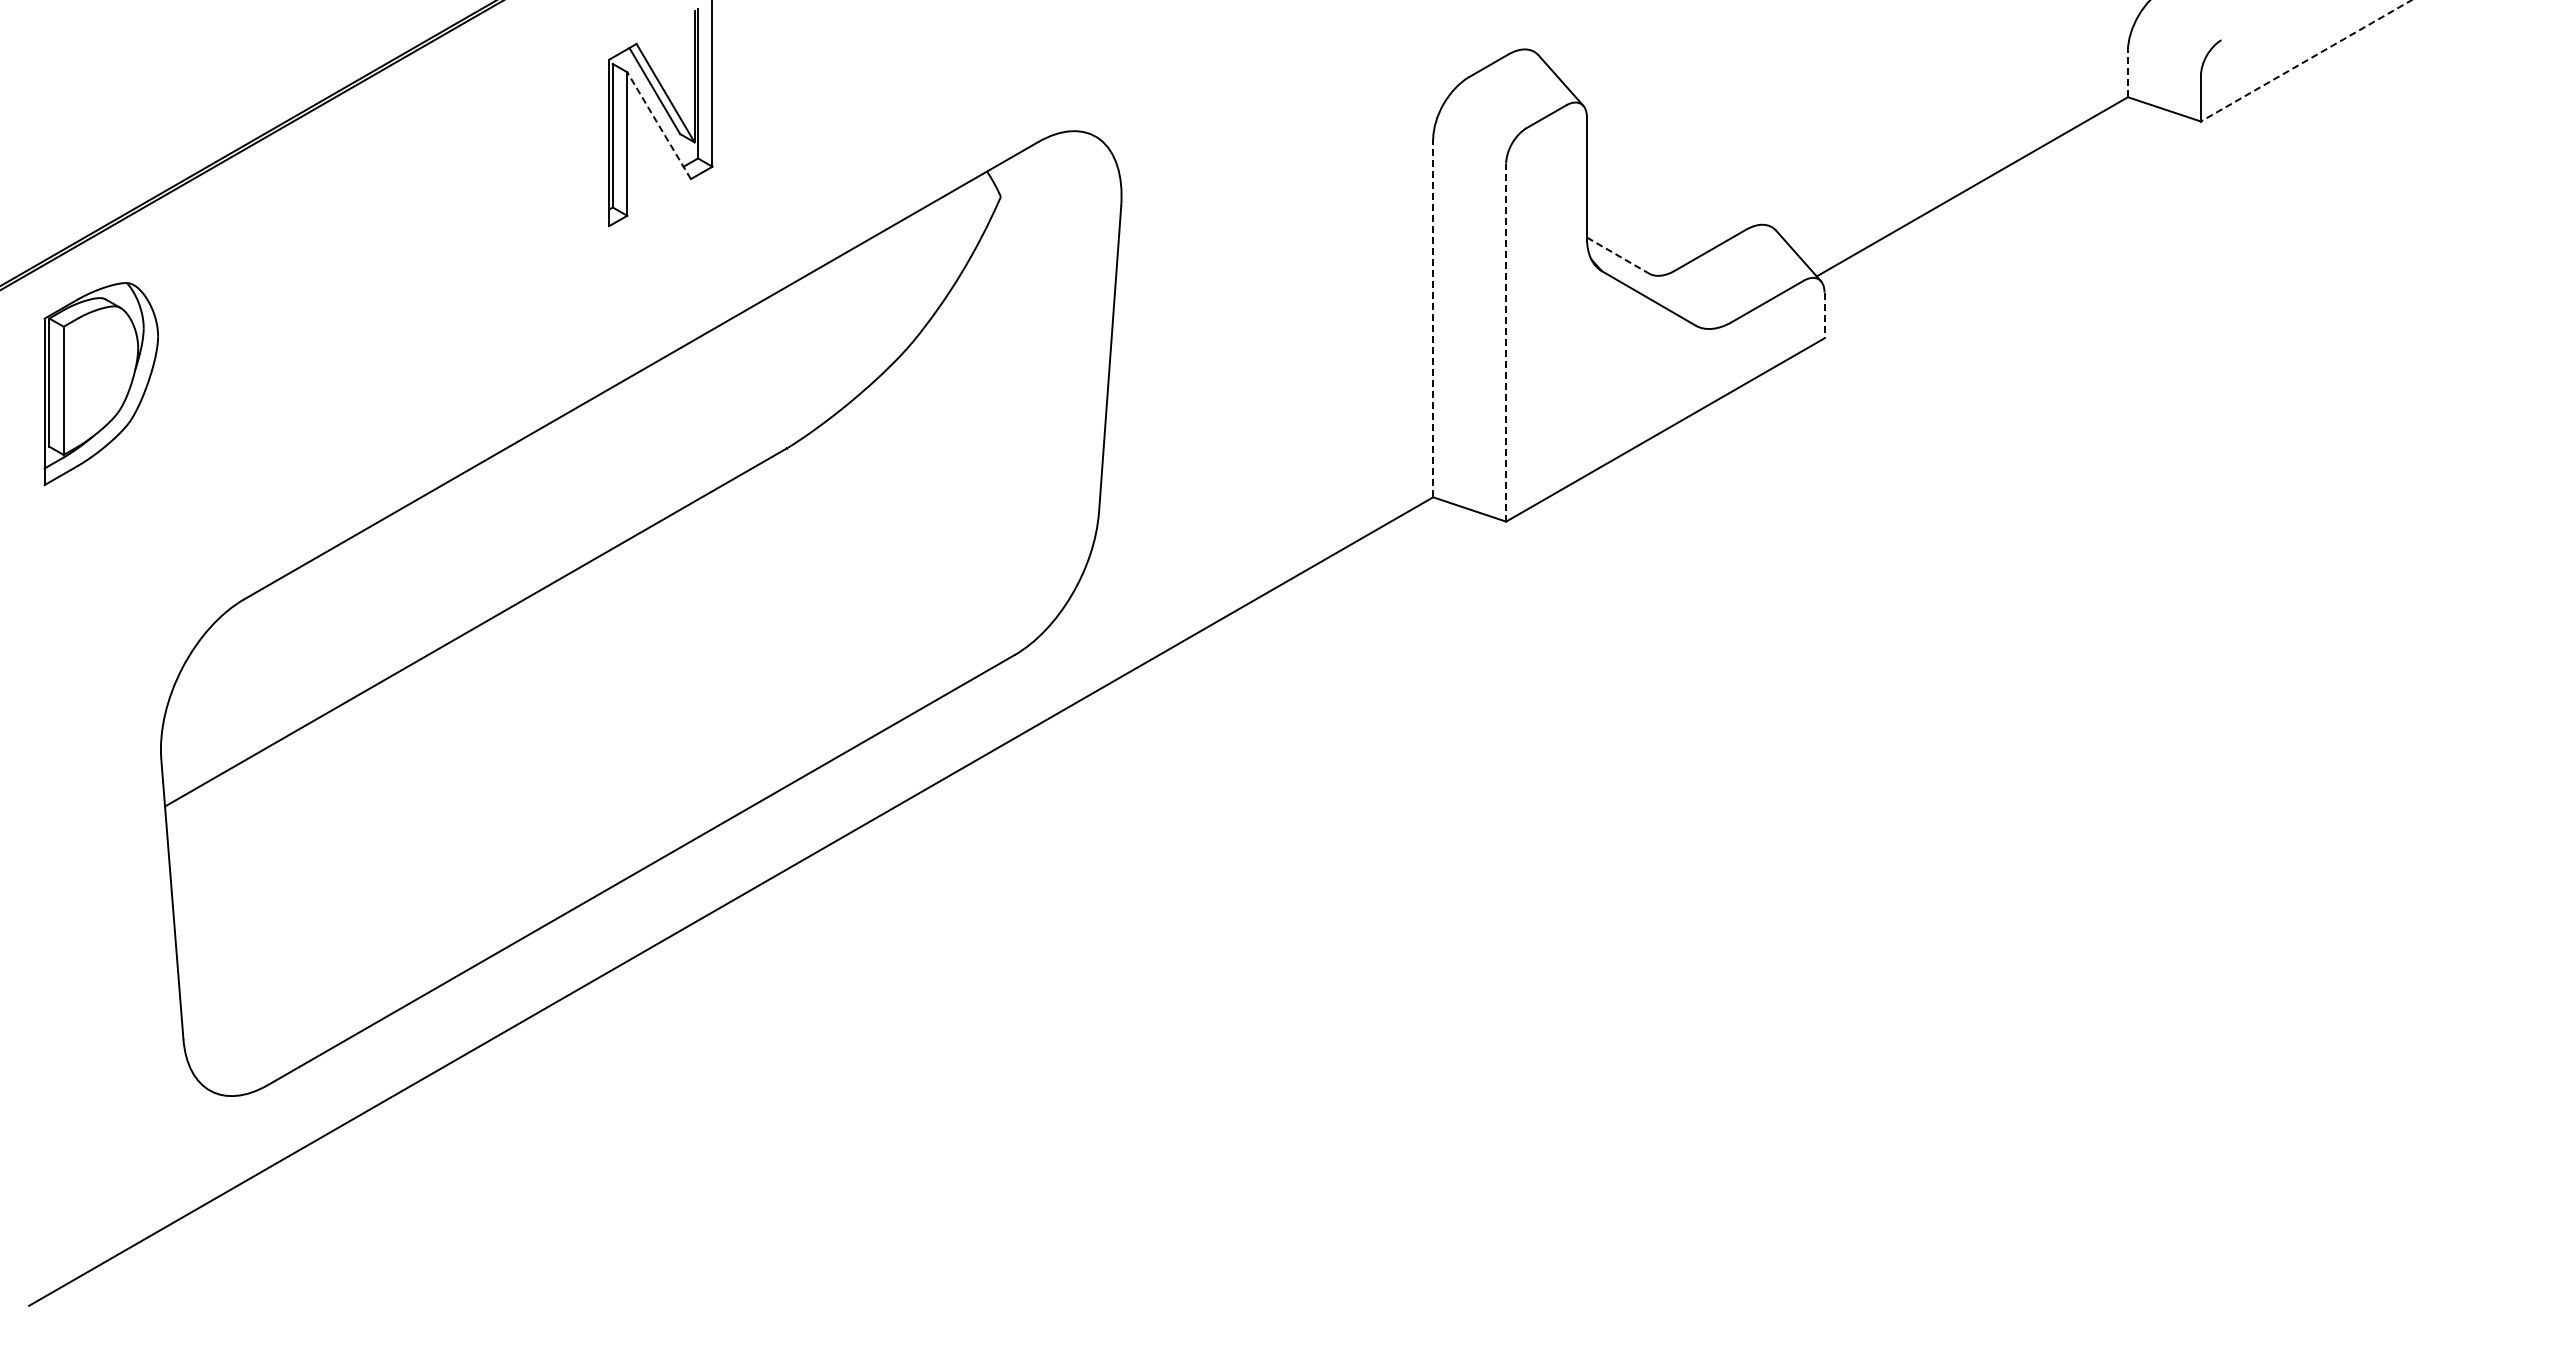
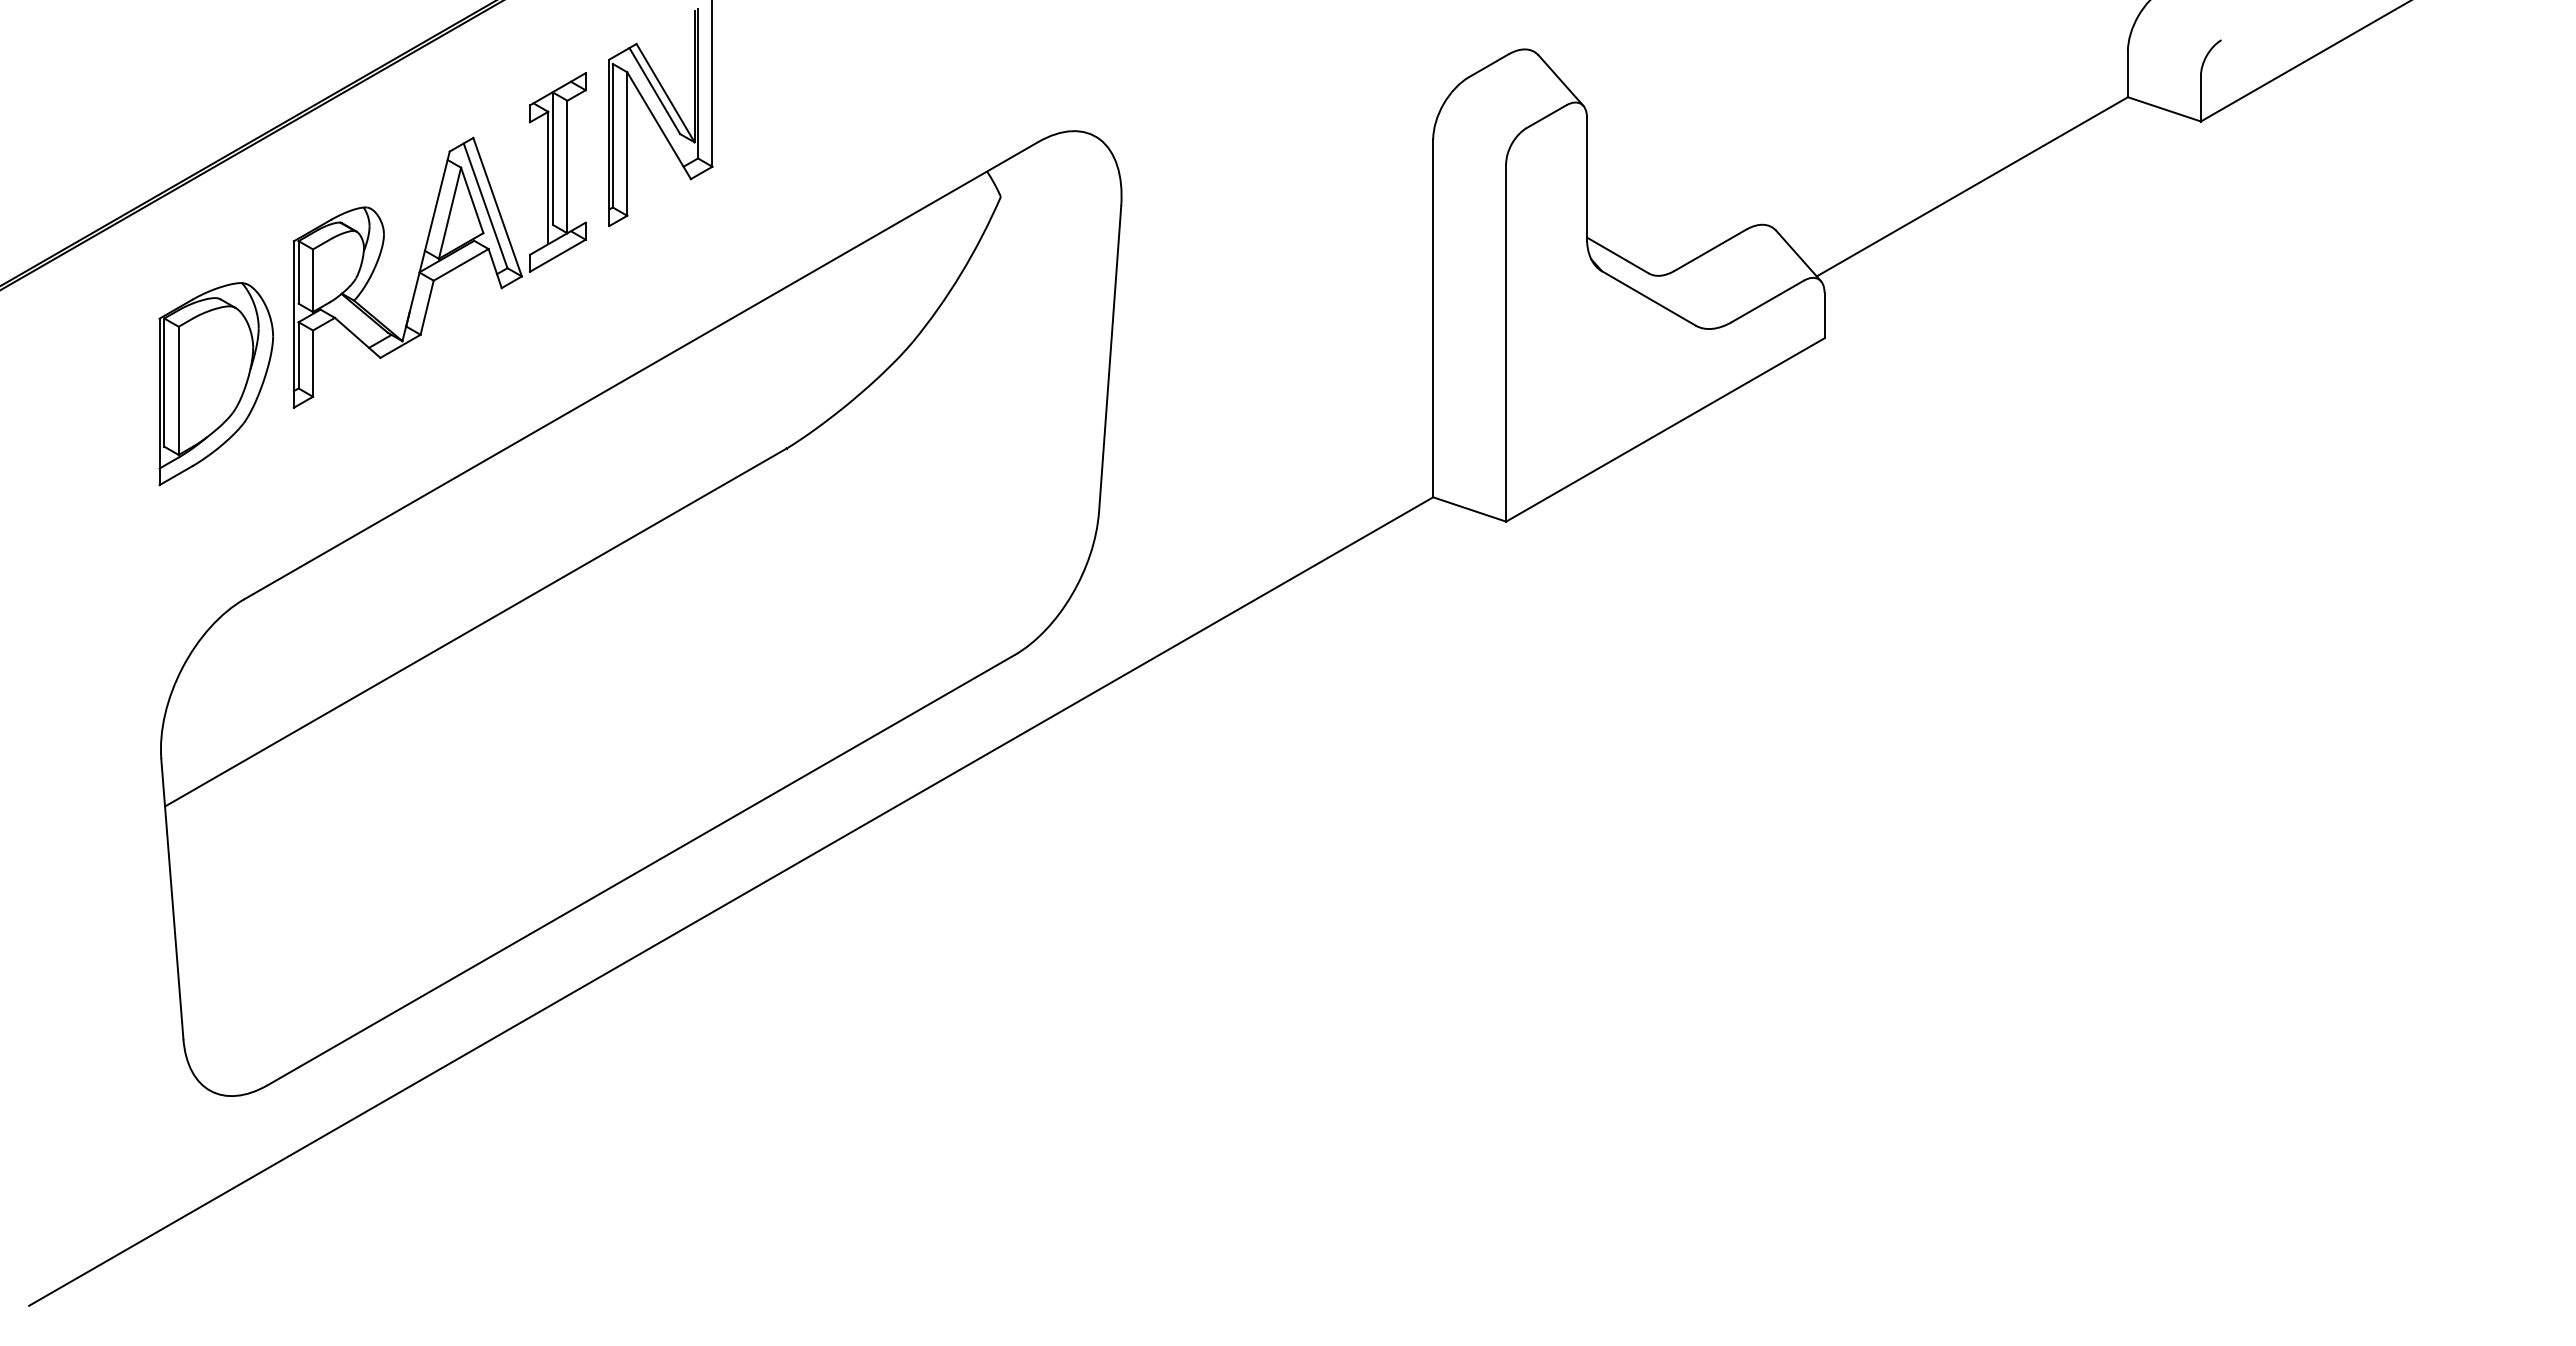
line: dashed -> solid (2305, 61)
line: dashed -> solid (2127, 74)
line: dashed -> solid (658, 125)
part: none -> present (439, 240)
line: dashed -> solid (1617, 255)
line: dashed -> solid (1824, 315)
line: dashed -> solid (1433, 318)
line: dashed -> solid (1506, 342)
part position: (100, 384) -> (215, 384) (215, 384)
